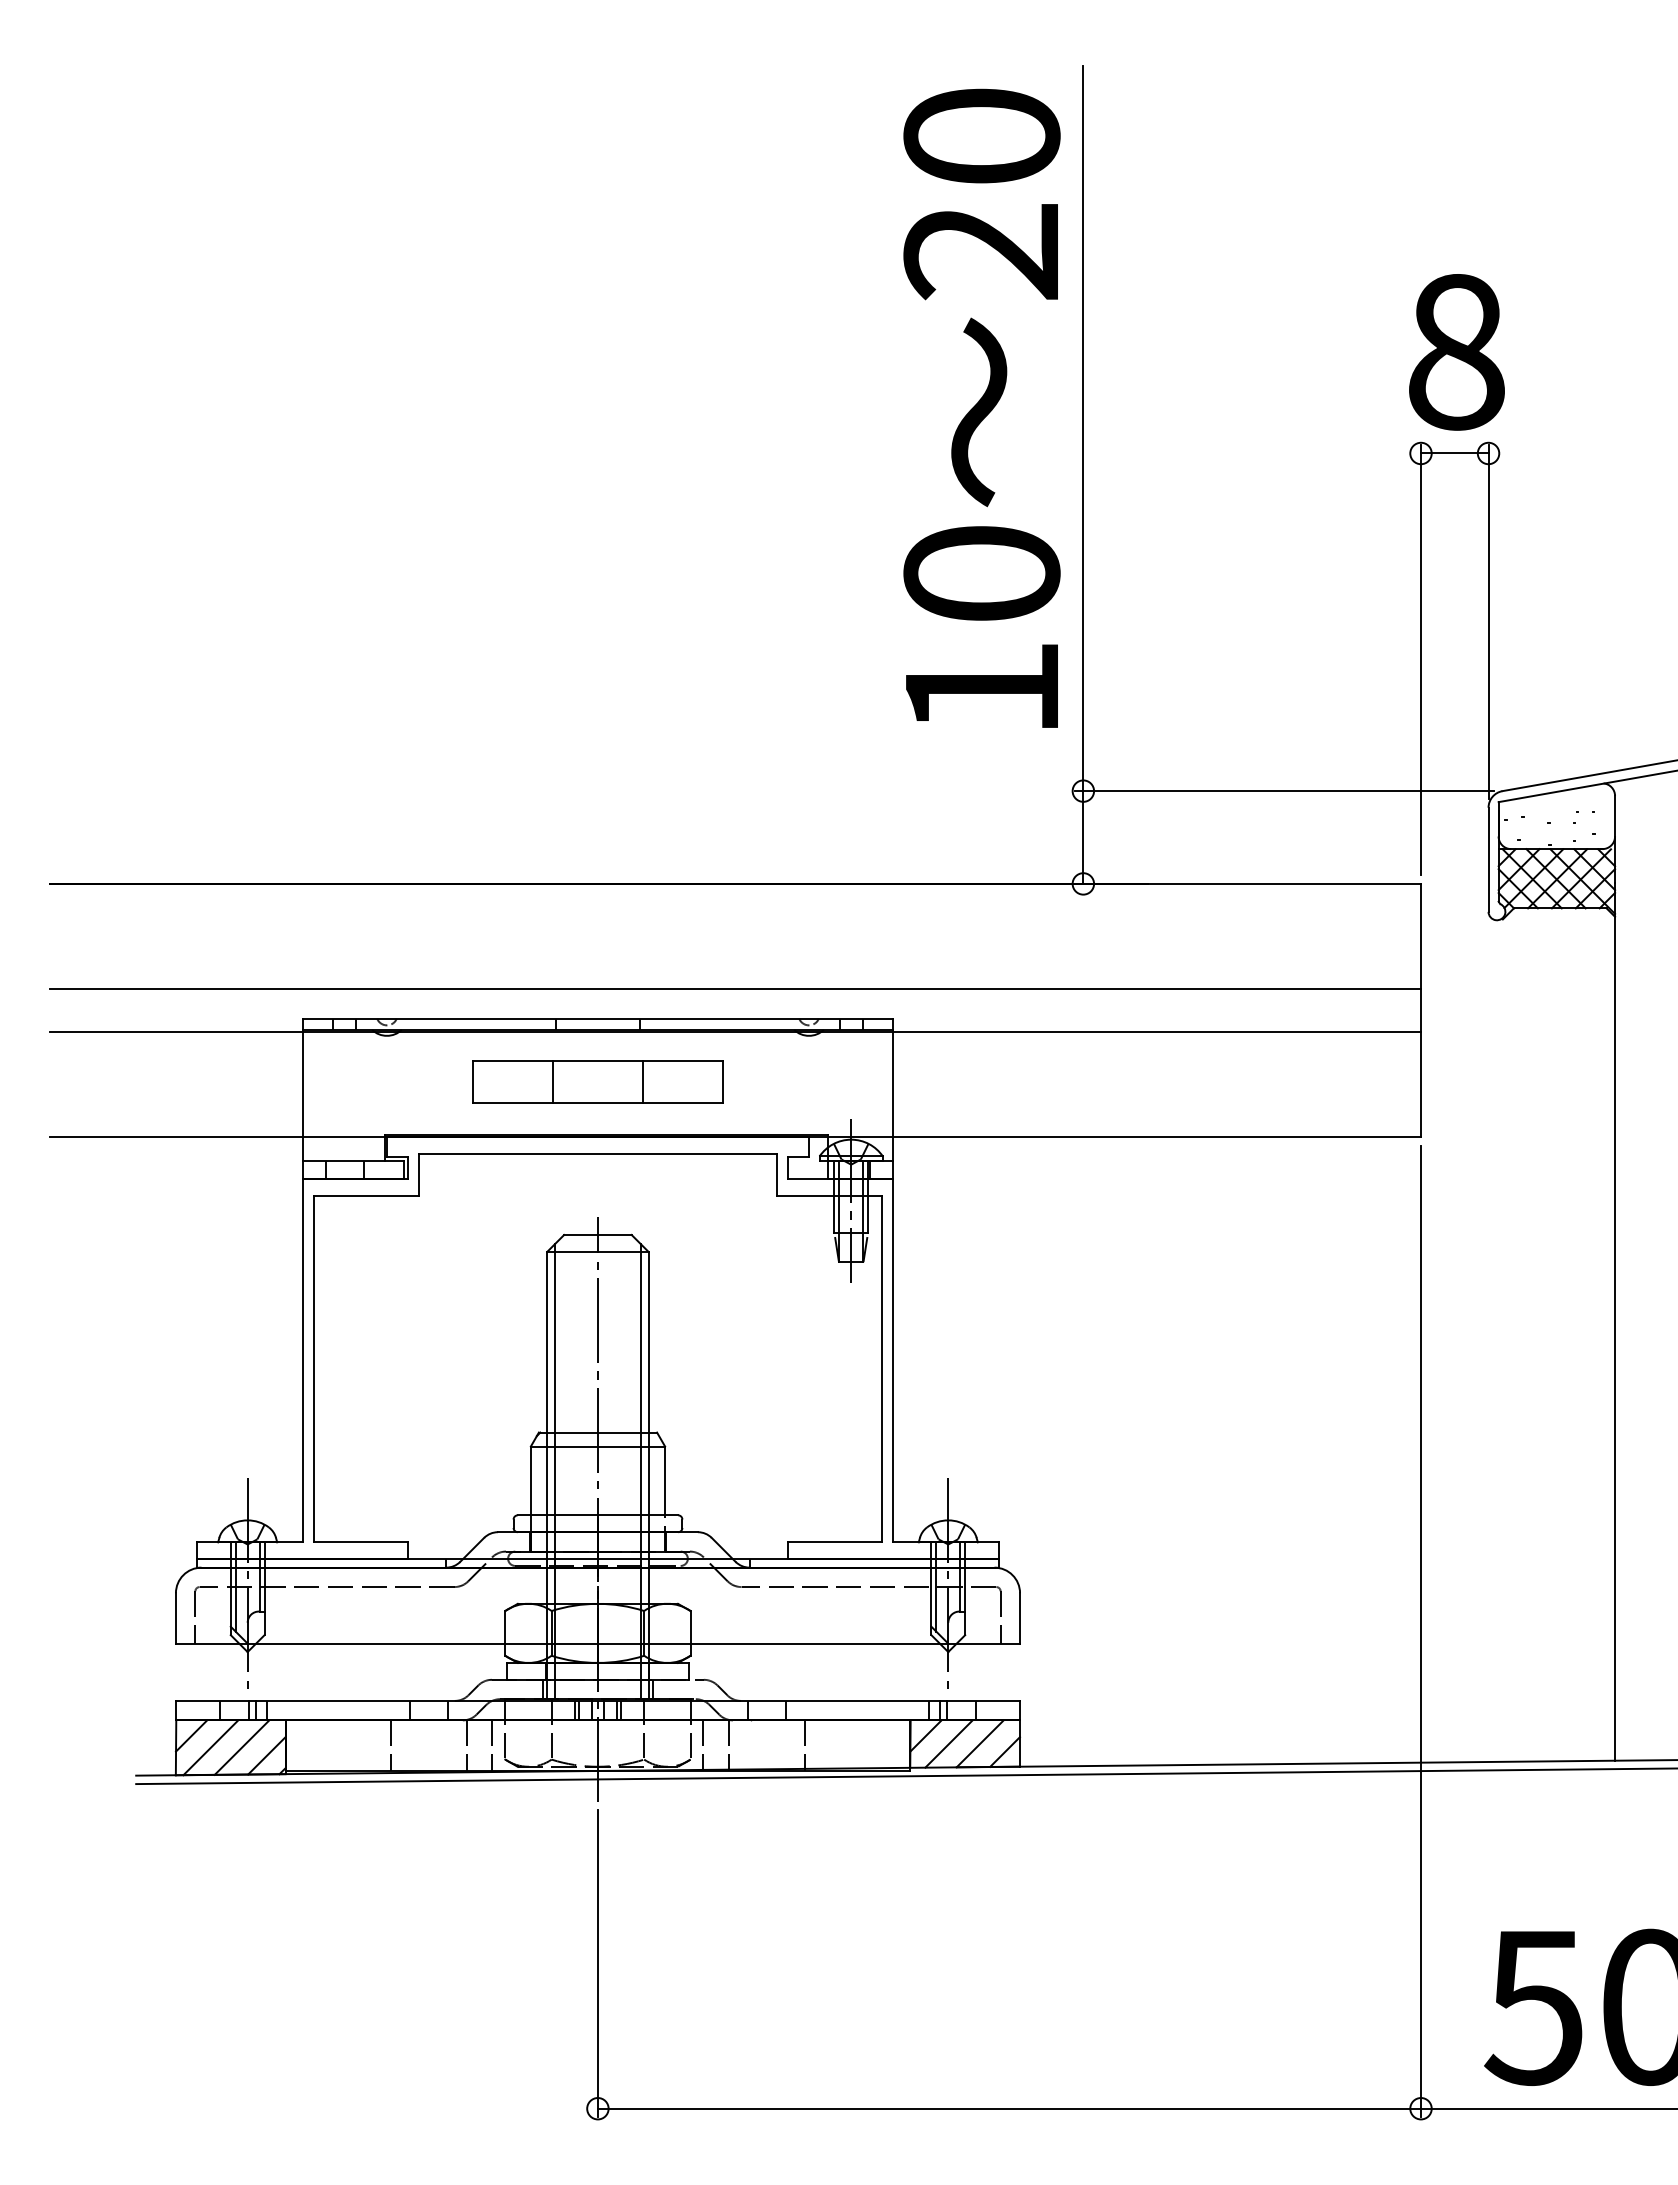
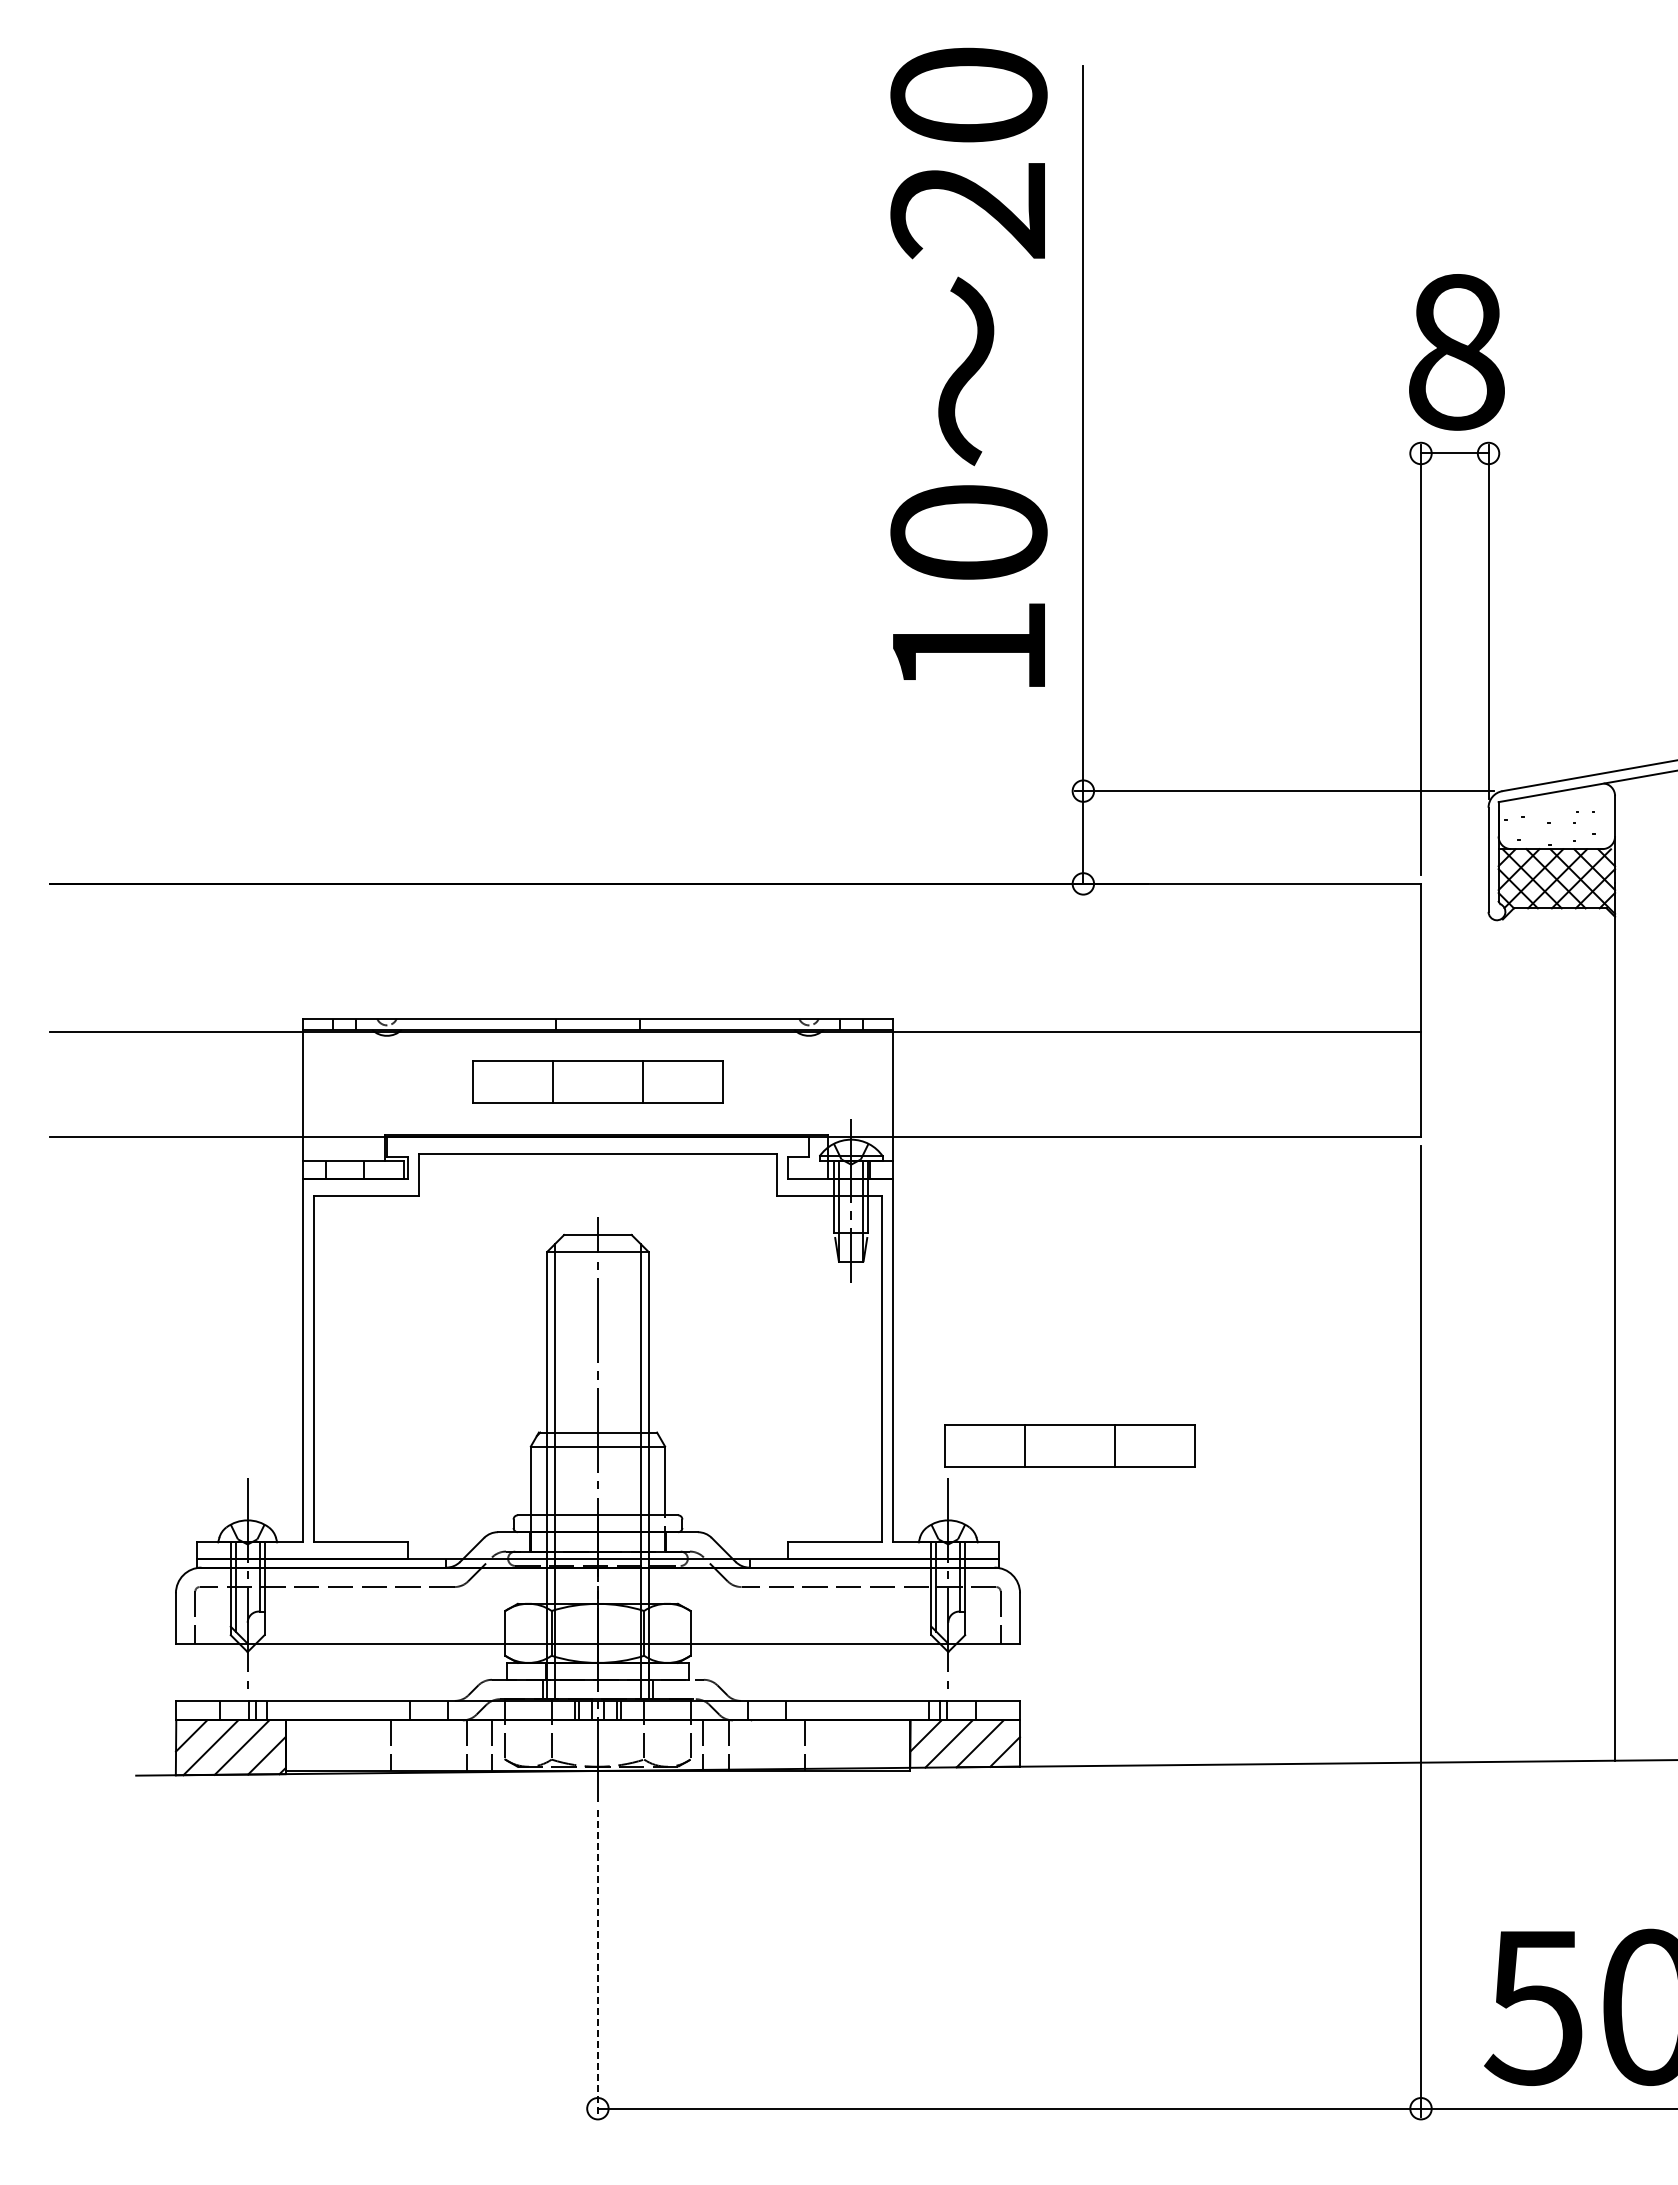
text position: (981, 407) -> (968, 366) (968, 366)
line: present -> none (735, 989)
part: none -> present (1069, 1445)
line: present -> none (905, 1776)
line: solid -> dashed (597, 1964)
